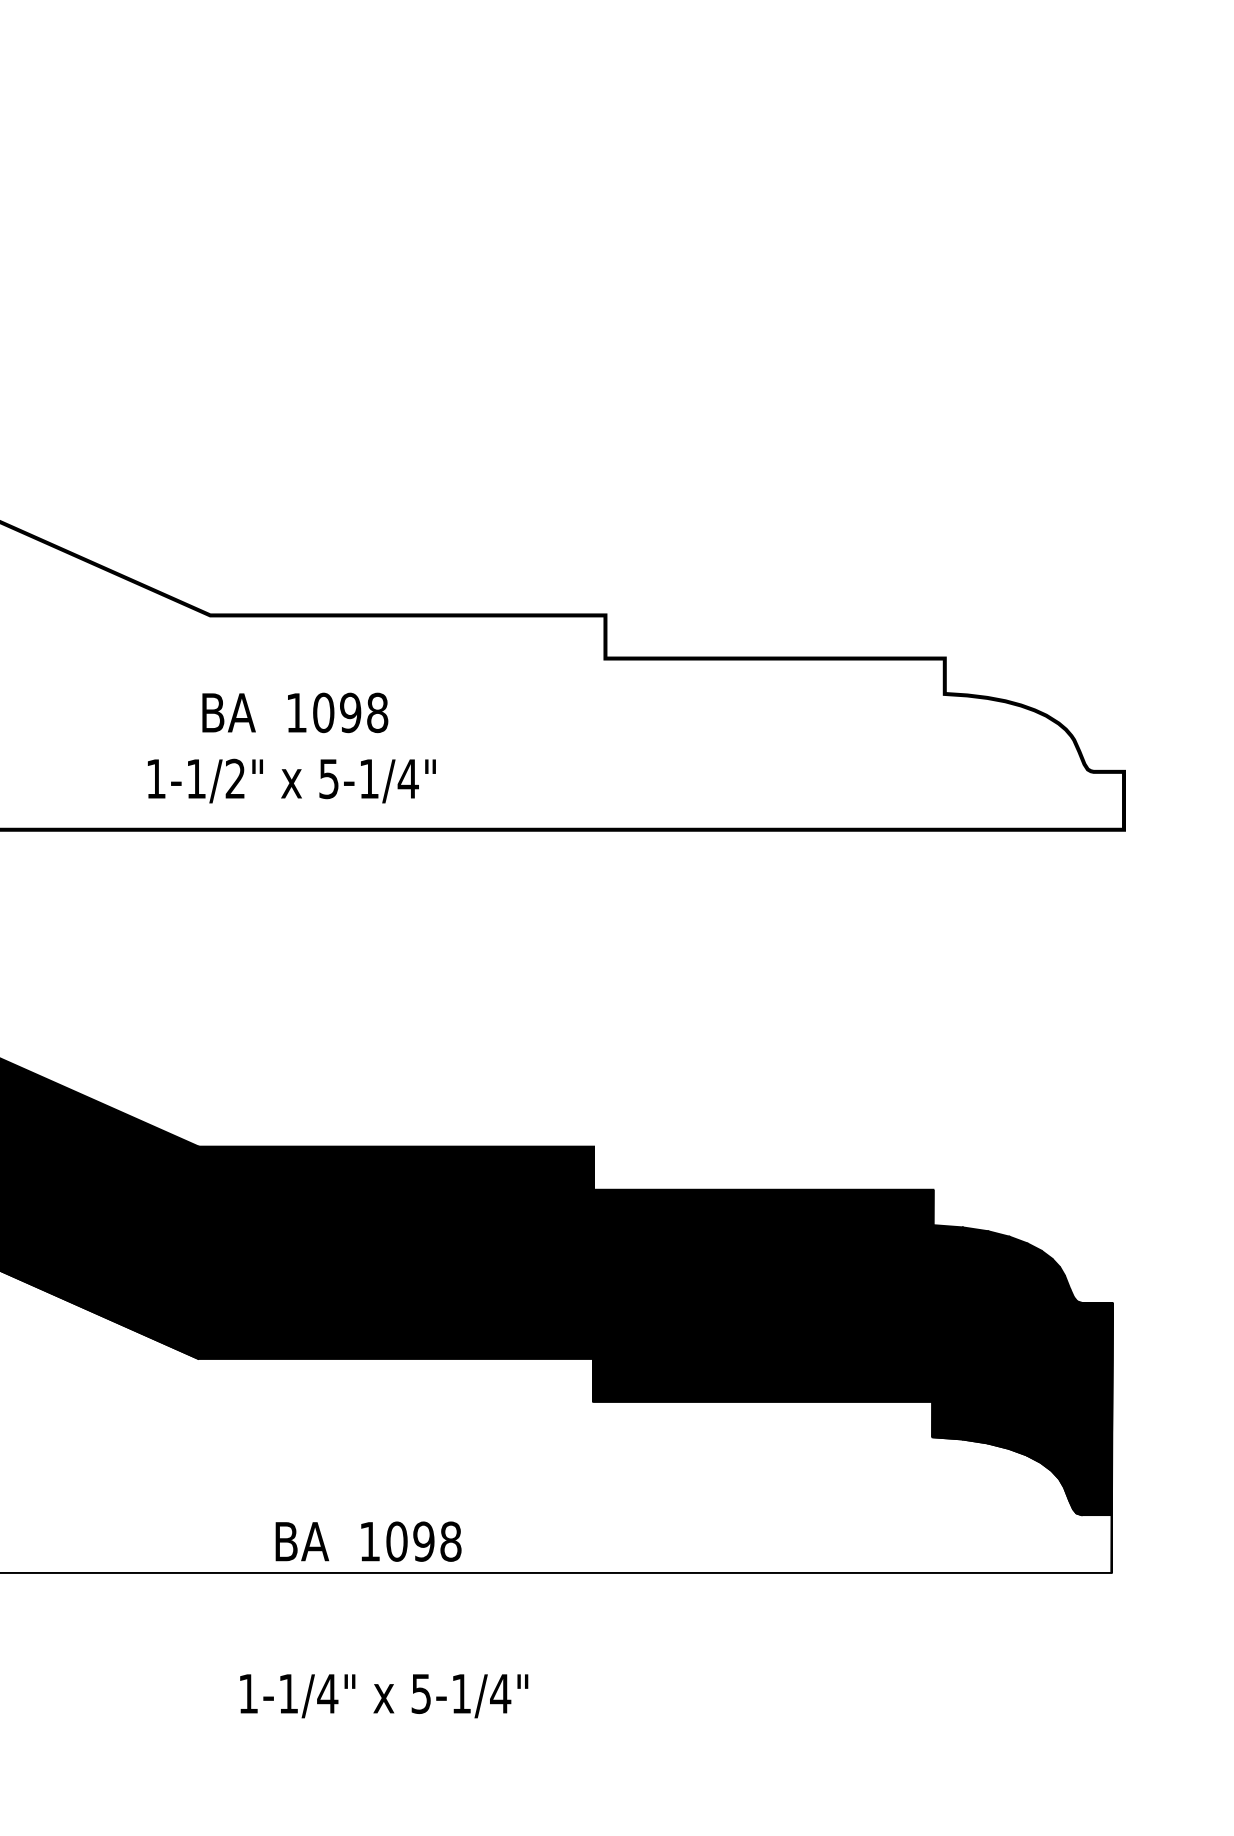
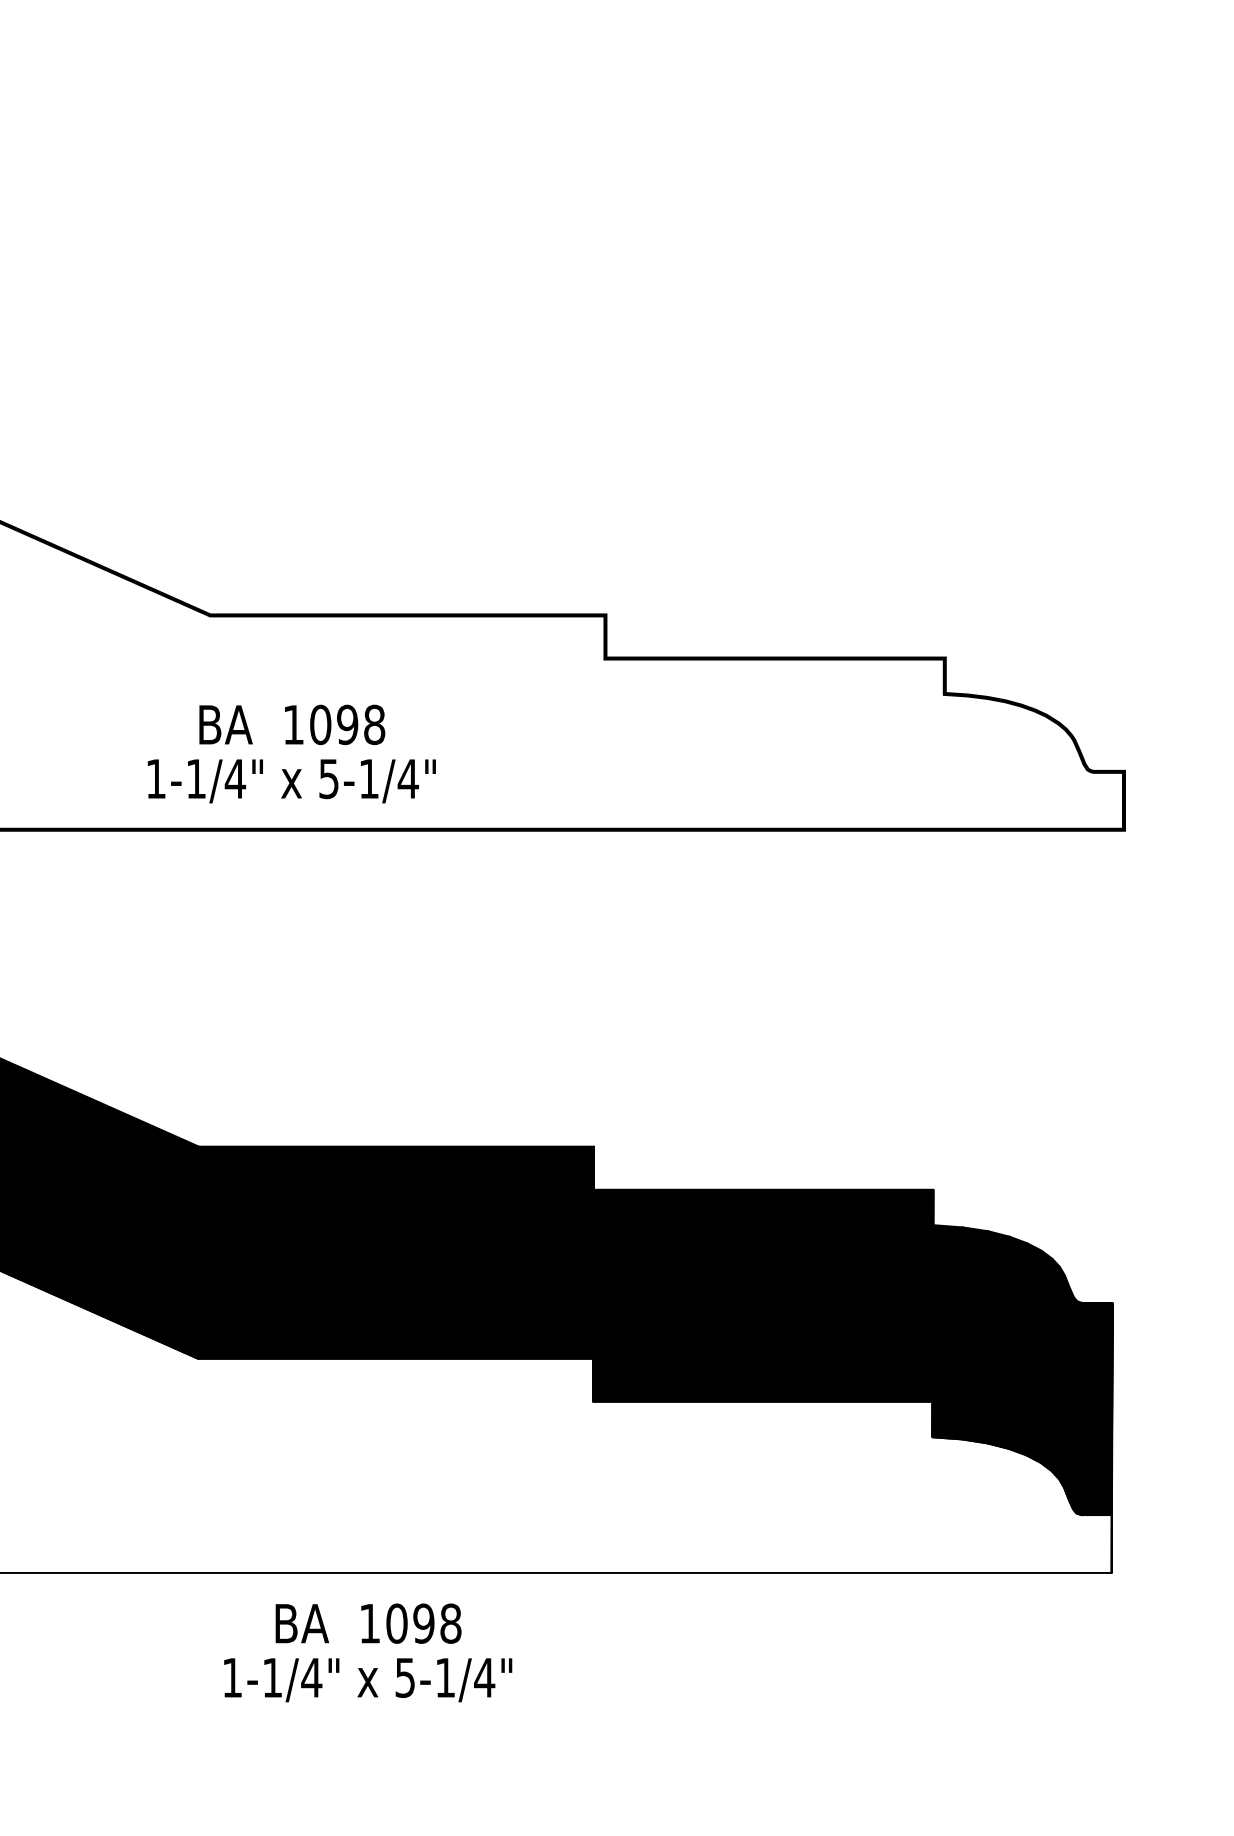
text position: (295, 712) -> (292, 724) (292, 724)
text: 1-1/2" -> 1-1/4" (235, 778)
text position: (368, 1541) -> (368, 1623) (368, 1623)
text position: (384, 1696) -> (368, 1680) (368, 1680)
